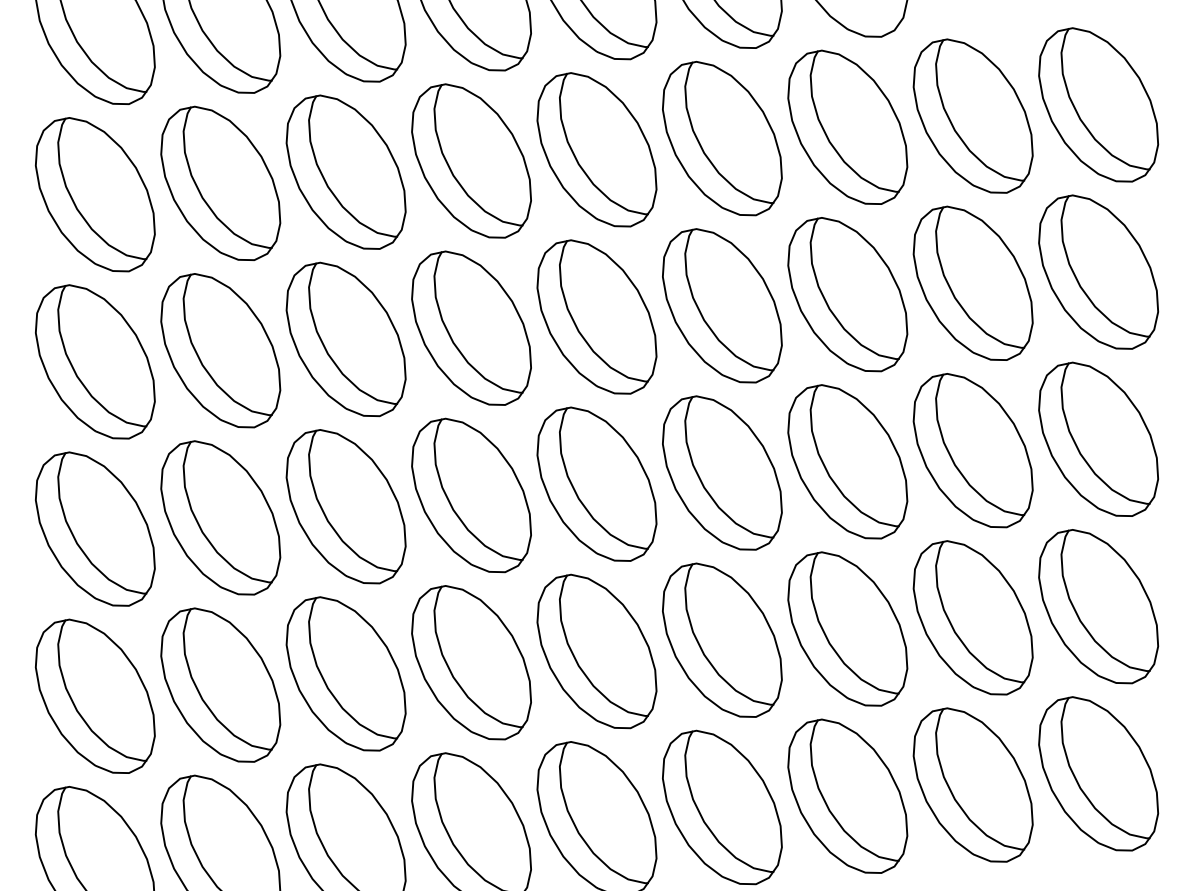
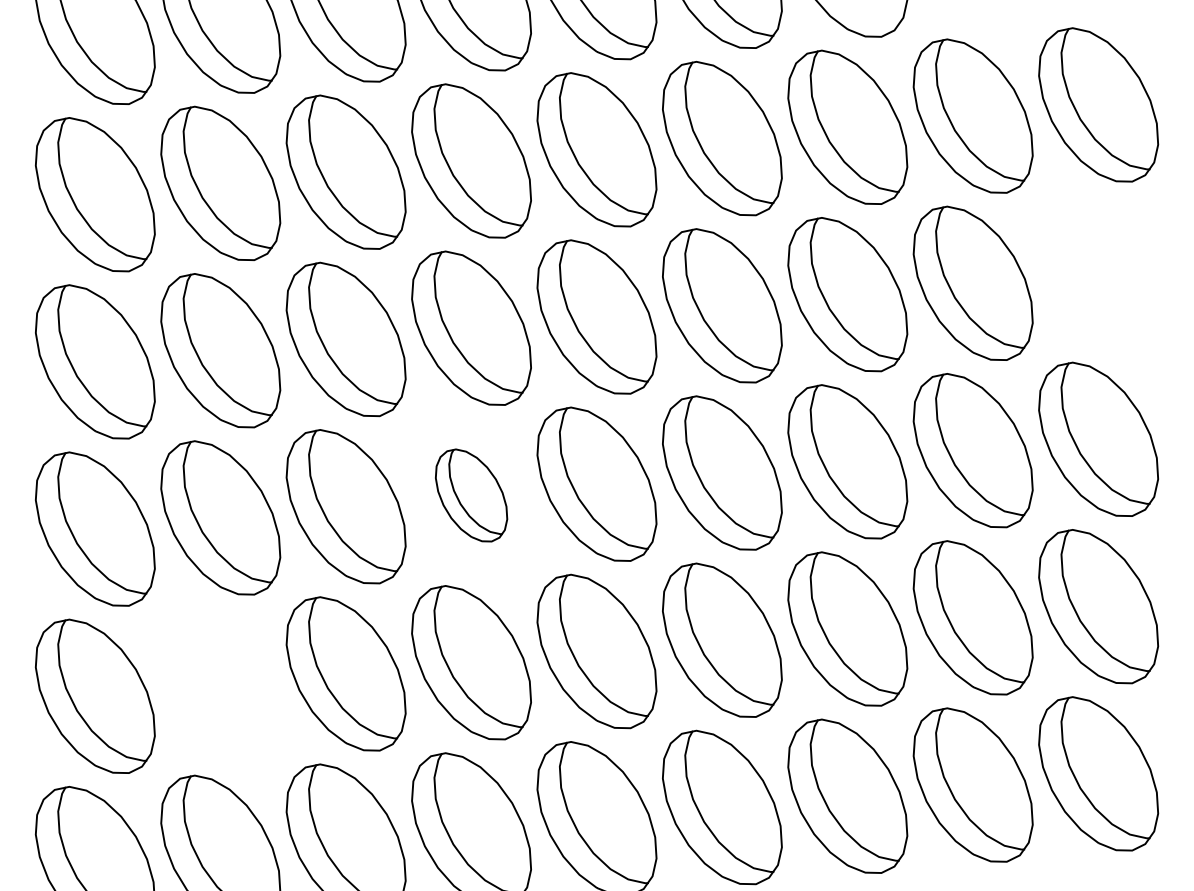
part: present -> none (1098, 271)
part size: 121x157 px -> 74x95 px (471, 495)
part: present -> none (220, 684)
